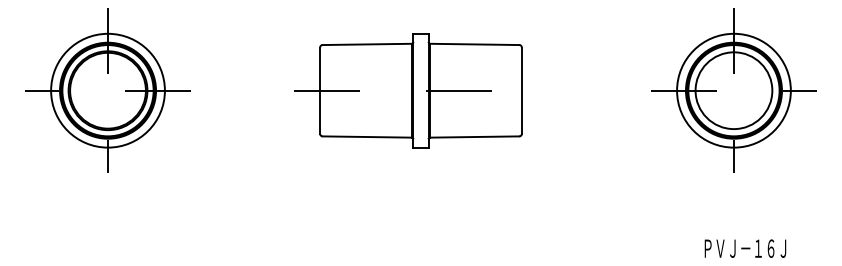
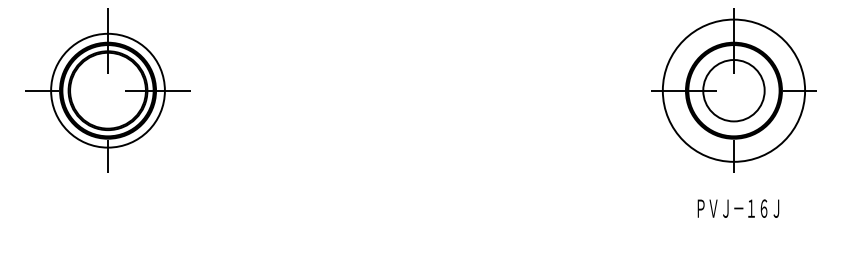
part: present -> none (408, 90)
circle diameter: 114 px -> 142 px (733, 90)
circle diameter: 77 px -> 61 px (733, 90)
text position: (745, 248) -> (738, 208) (738, 208)
